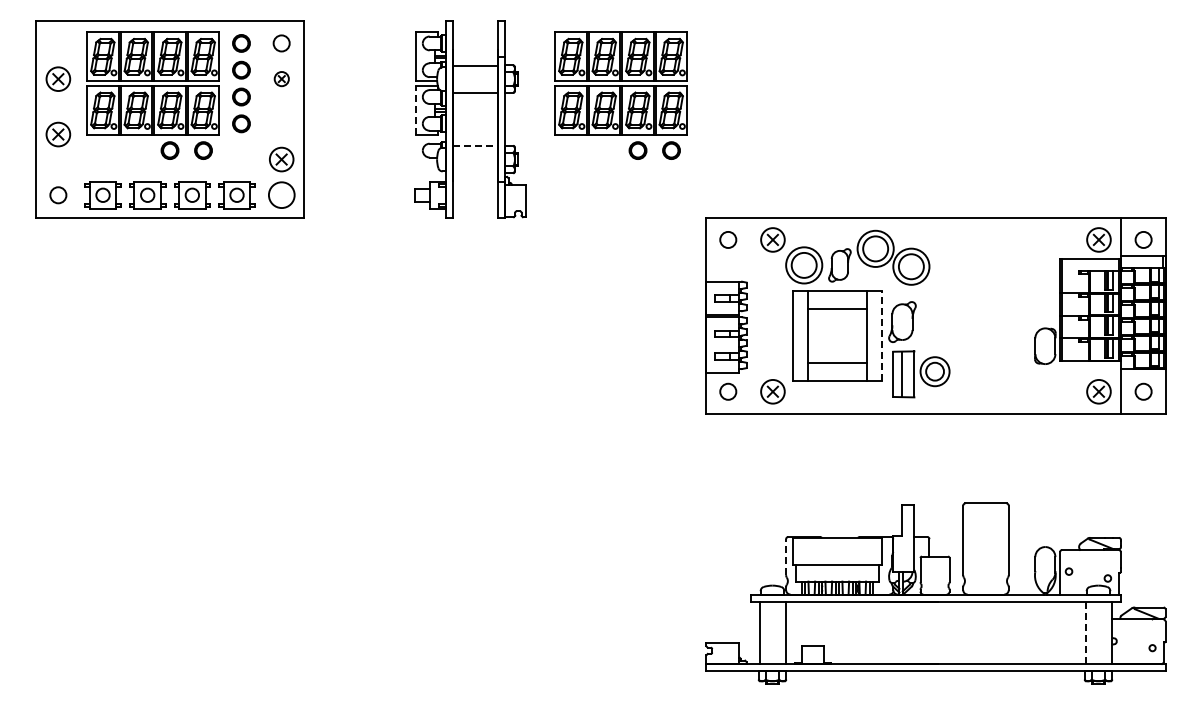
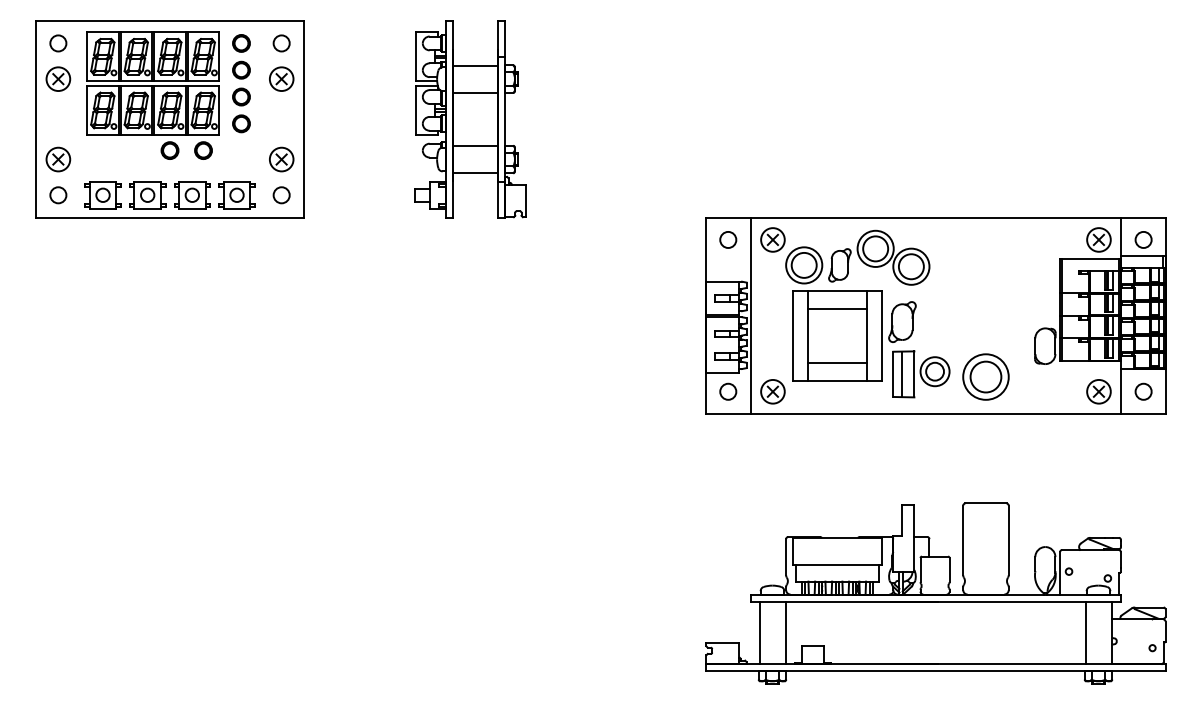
circle: none -> present (58, 43)
part size: 17x17 px -> 26x26 px (281, 78)
part: present -> none (620, 95)
line: dashed -> solid (415, 110)
part position: (58, 134) -> (58, 159) (58, 159)
line: dashed -> solid (476, 146)
line: none -> present (475, 172)
circle size: 28x28 px -> 19x19 px (281, 195)
line: none -> present (750, 315)
line: dashed -> solid (881, 335)
part: none -> present (985, 376)
line: dashed -> solid (786, 557)
line: dashed -> solid (1085, 633)
